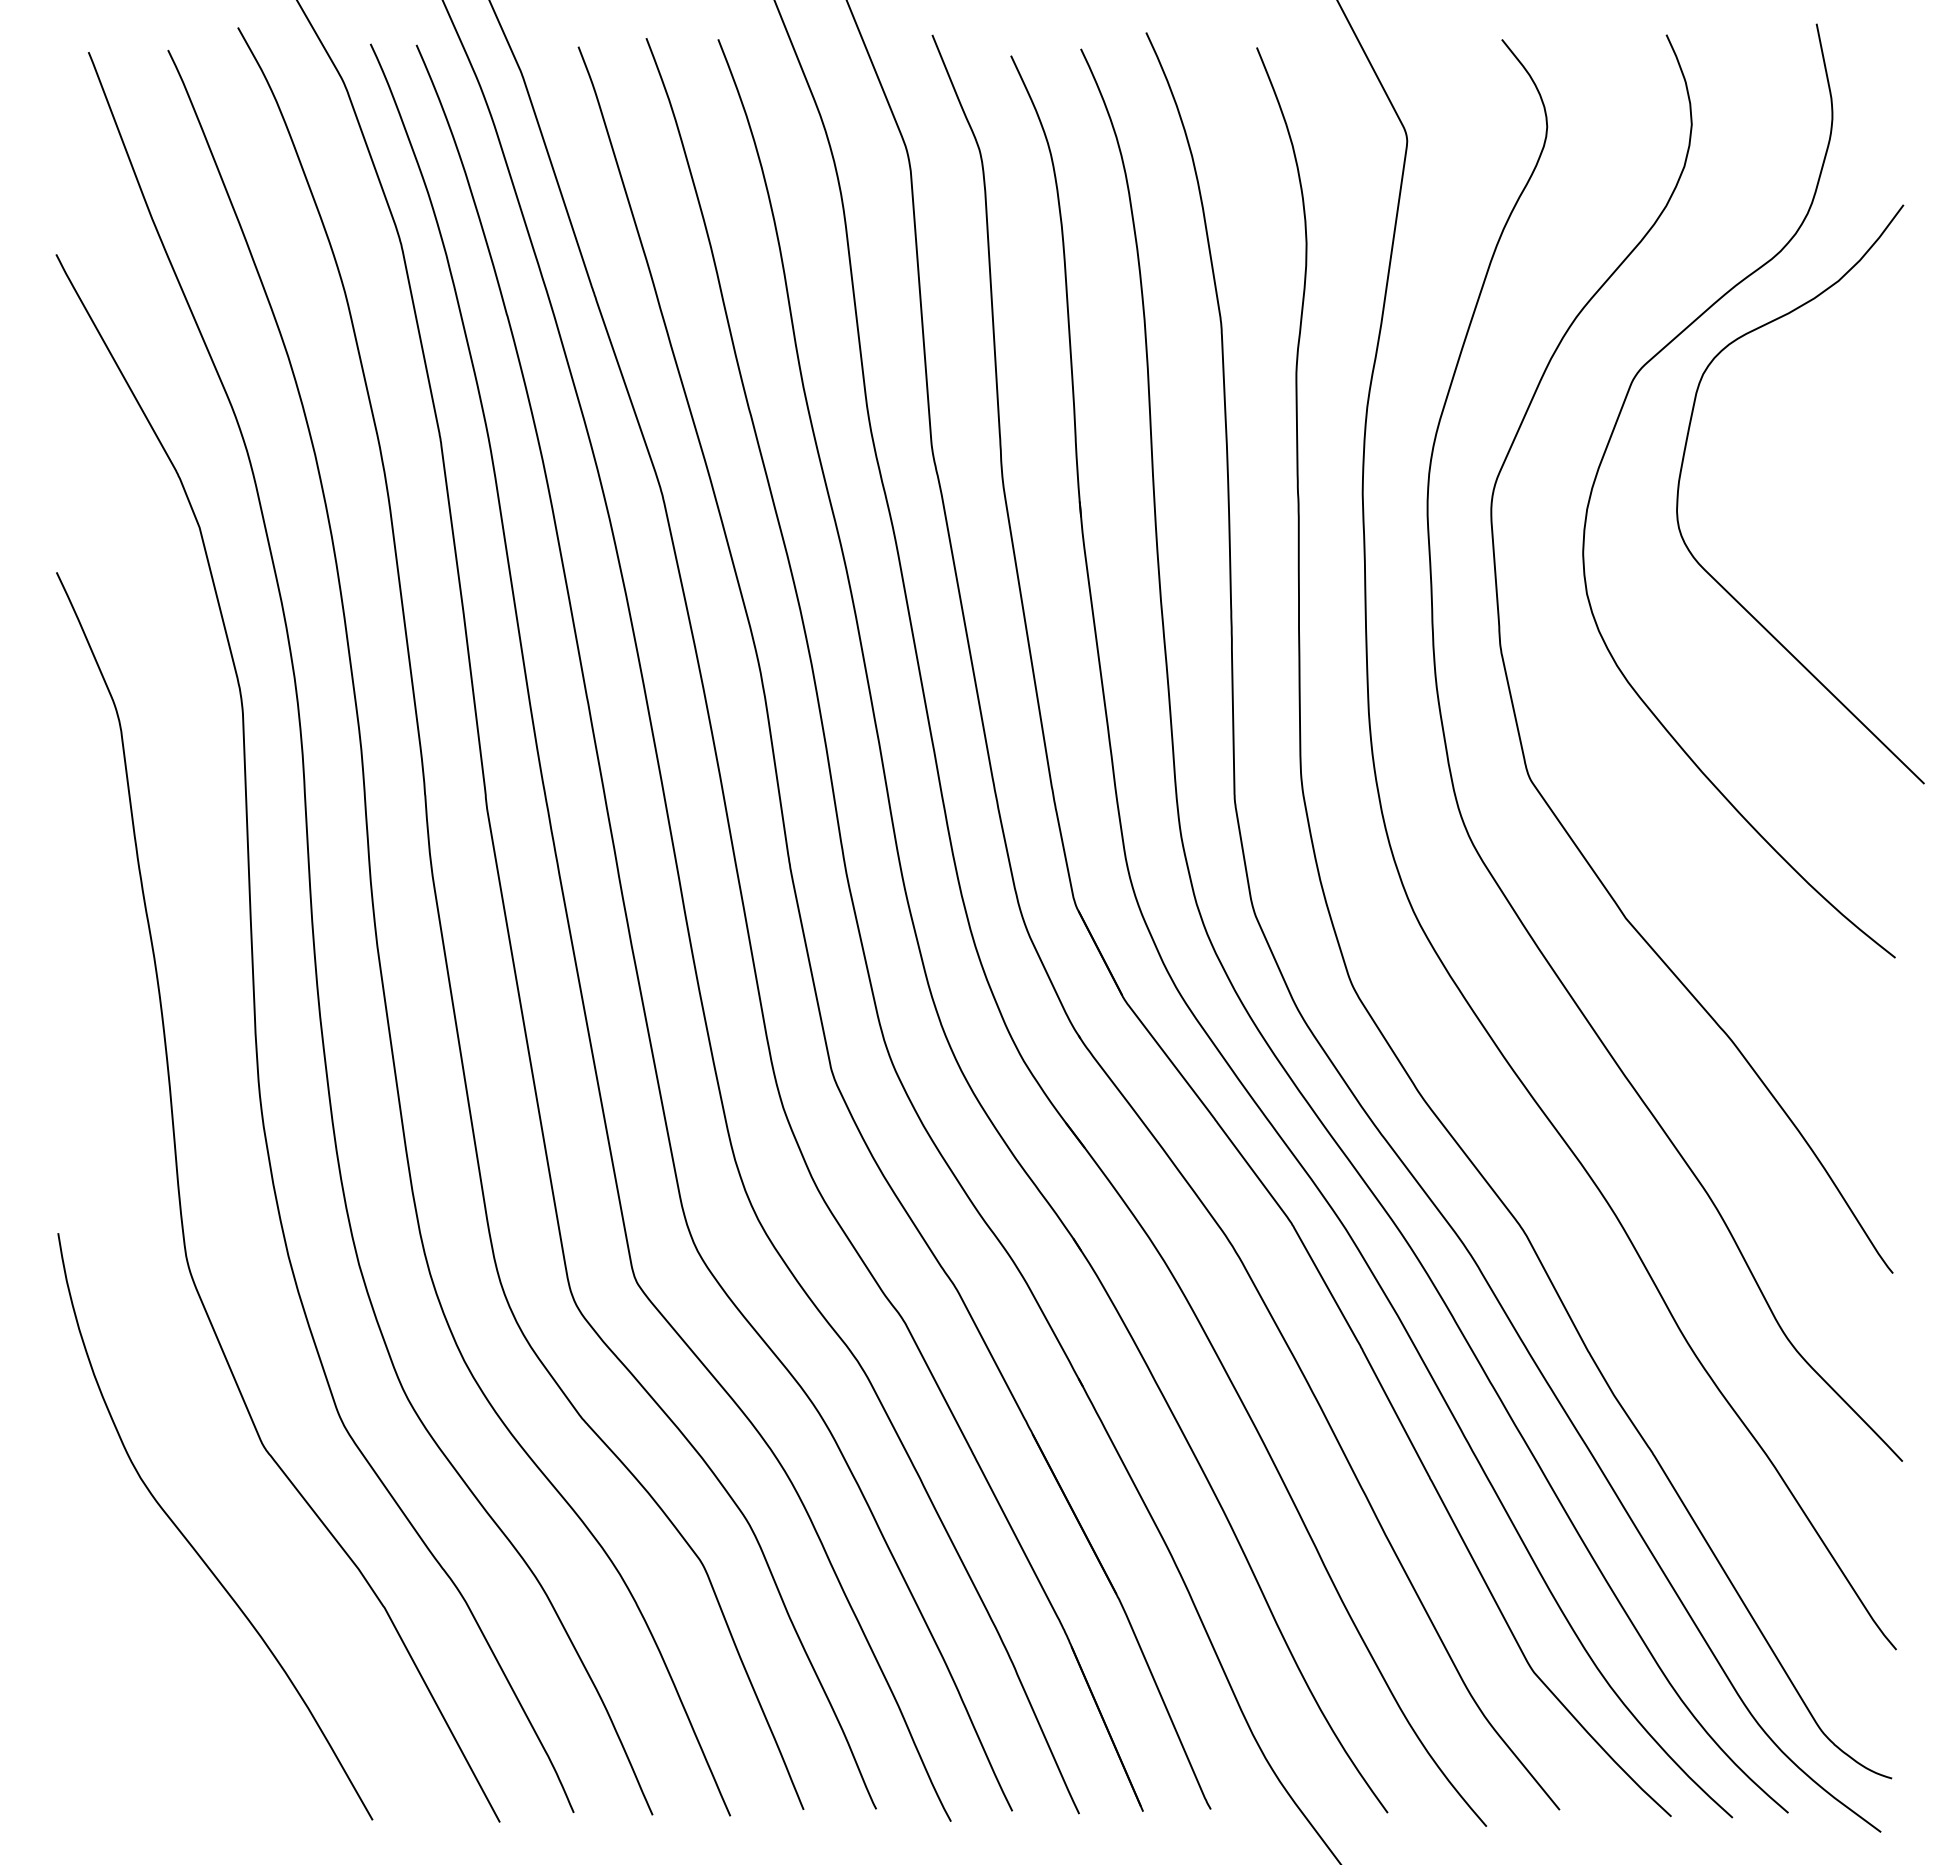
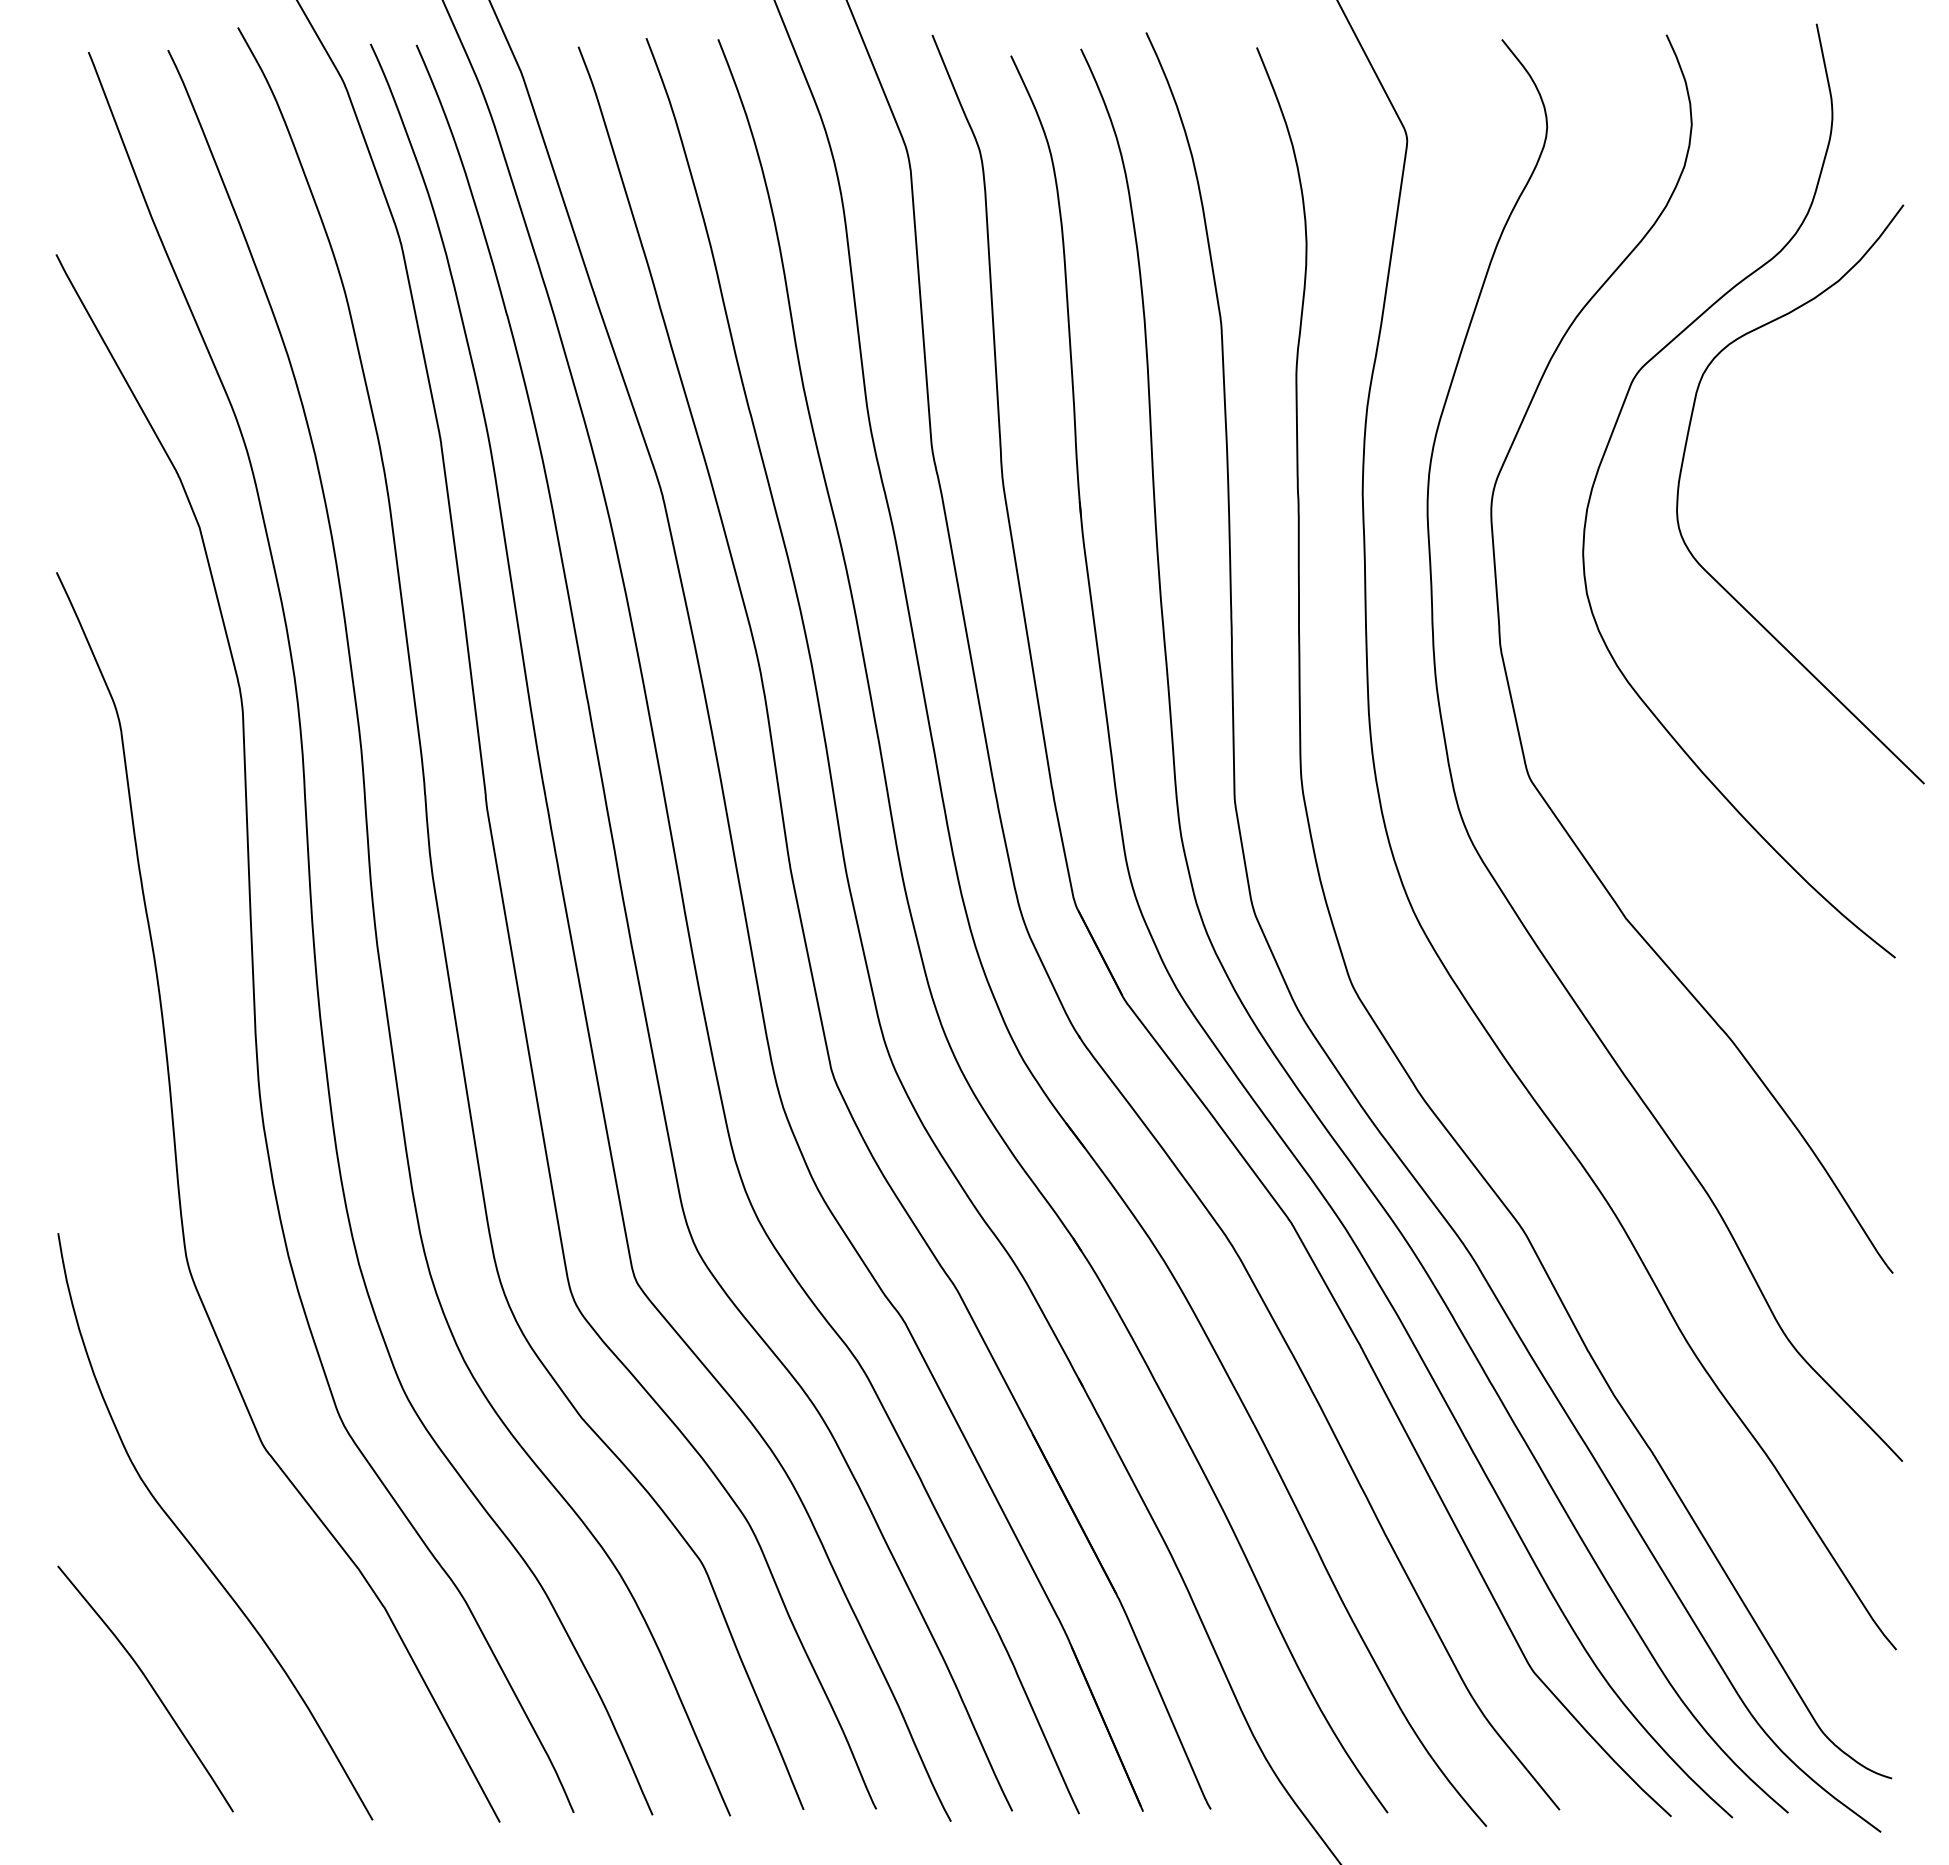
curve: none -> present (149, 1685)
